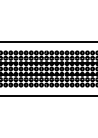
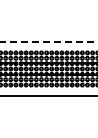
line: solid -> dashed (48, 42)
